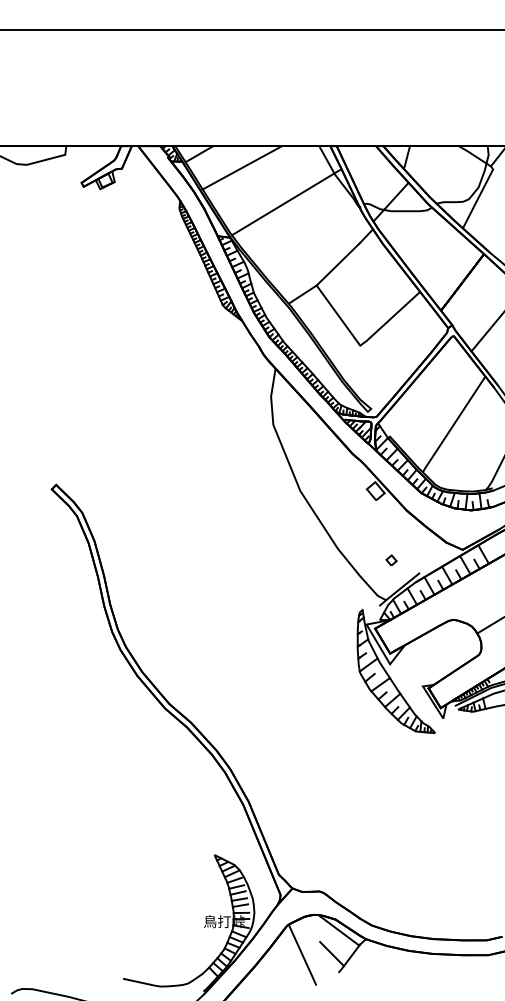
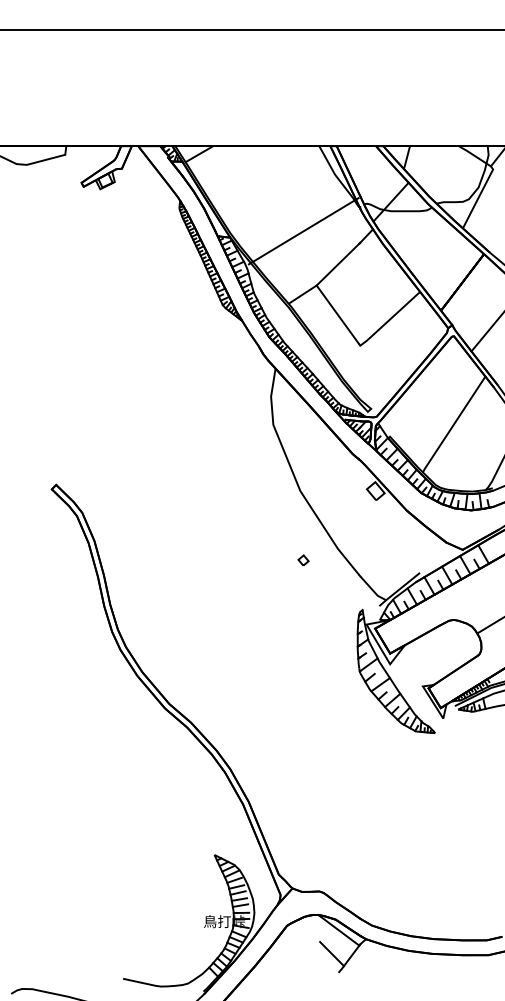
line: present -> none (241, 167)
line position: (286, 202) -> (303, 231) (303, 231)
part position: (391, 559) -> (303, 559) (303, 559)
line: present -> none (302, 954)
